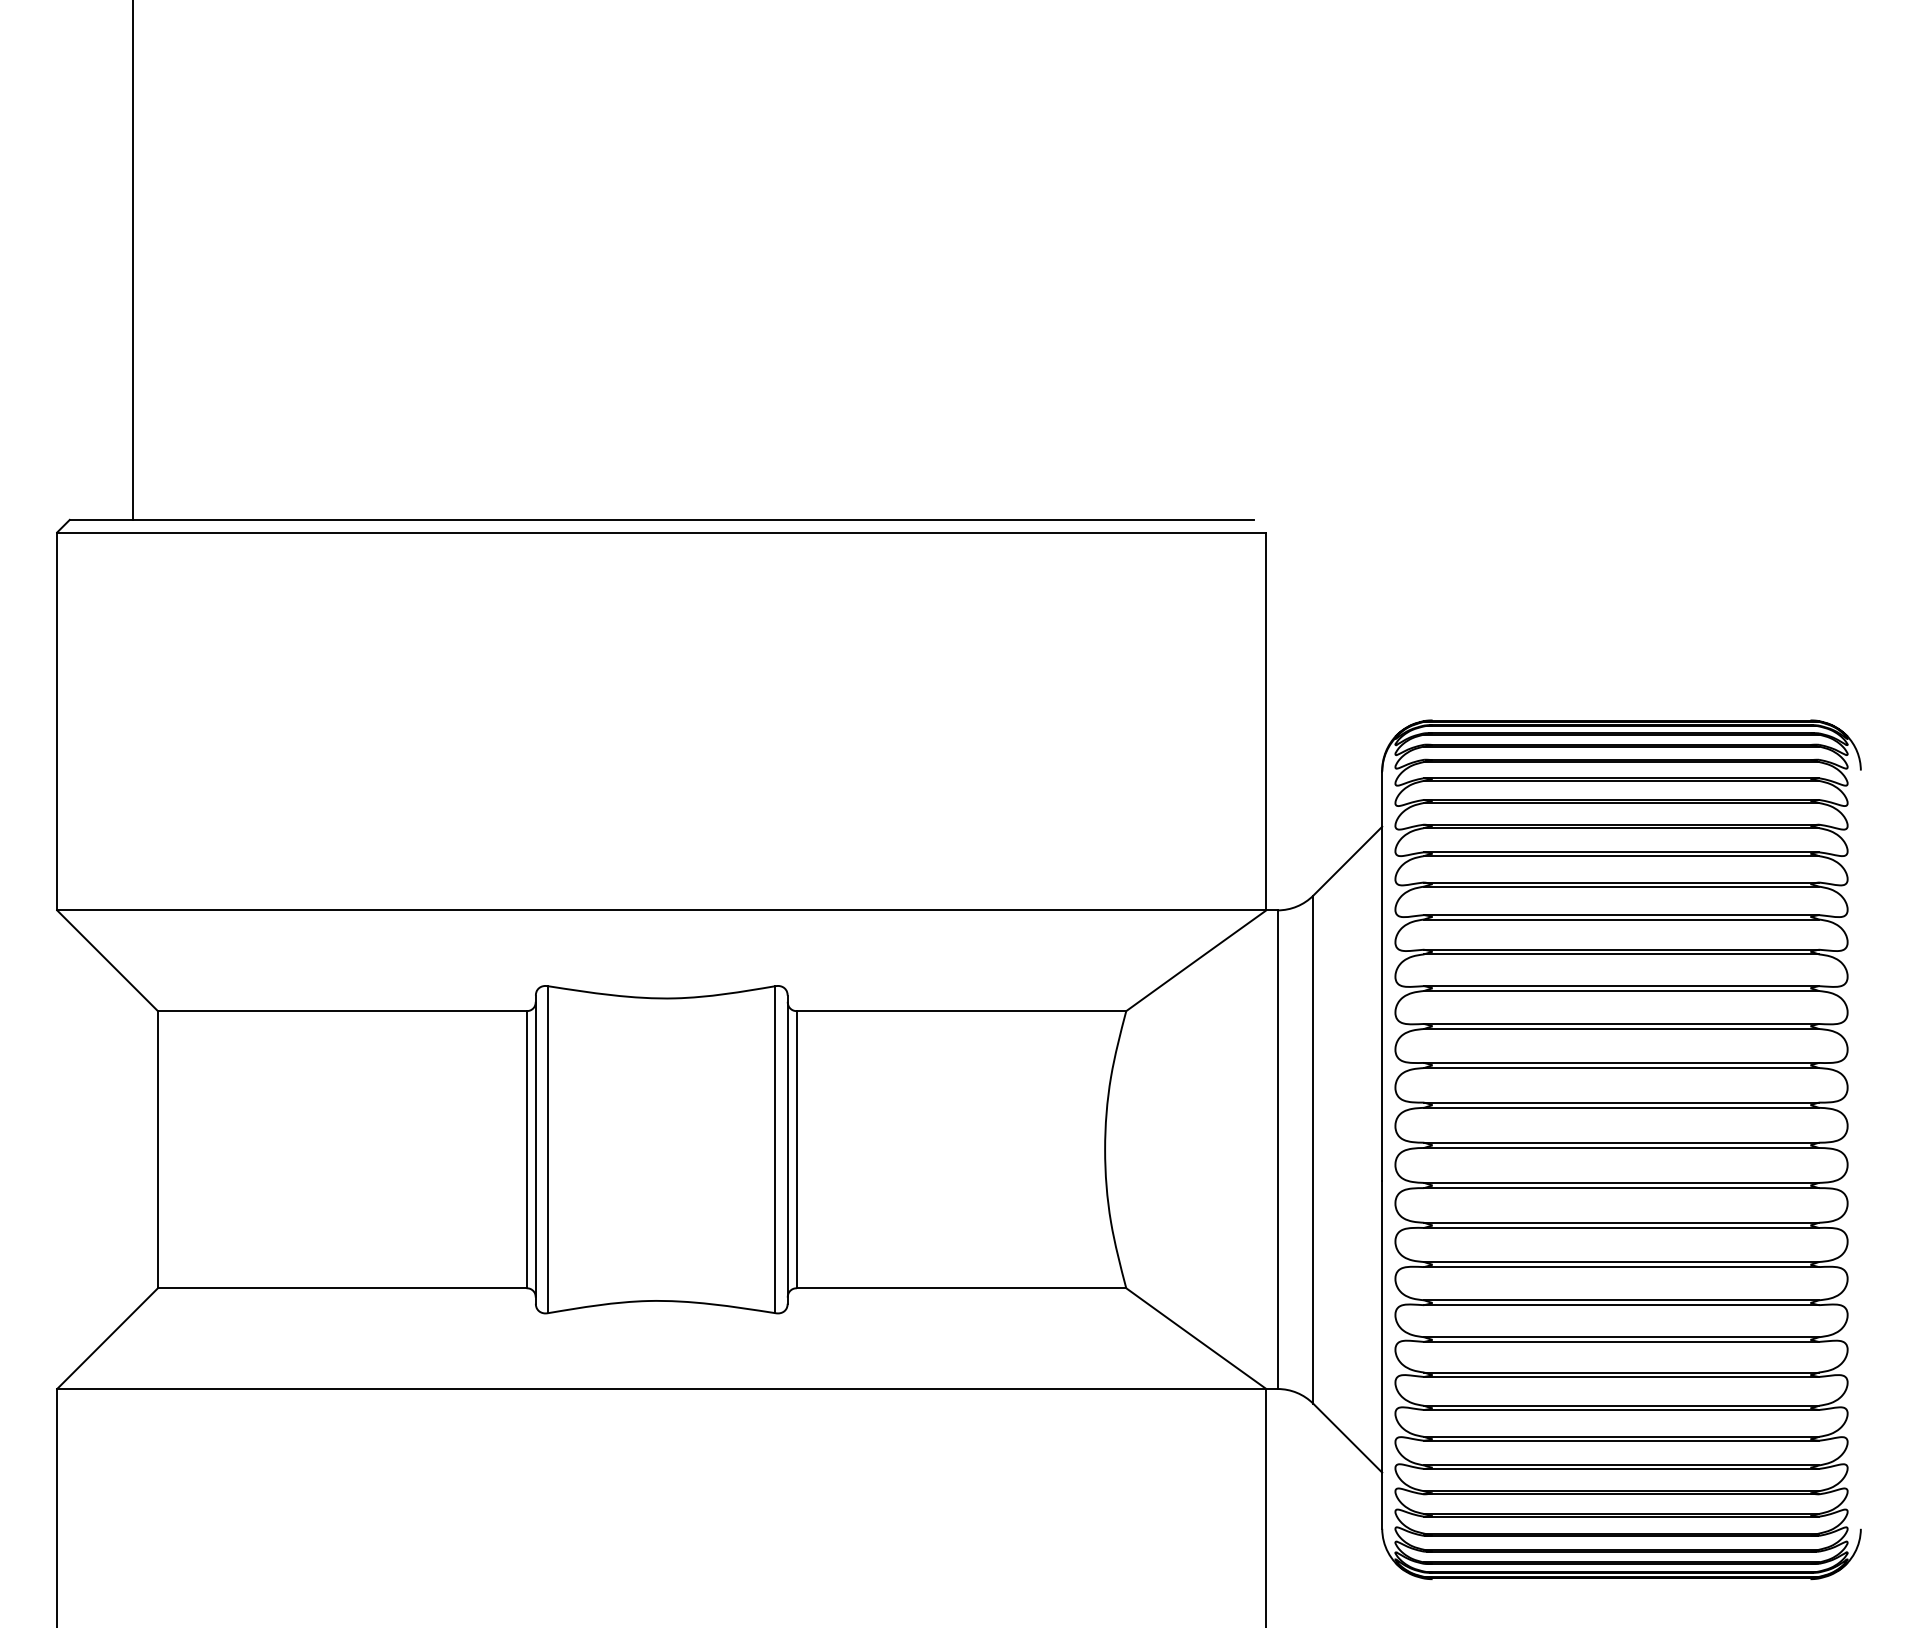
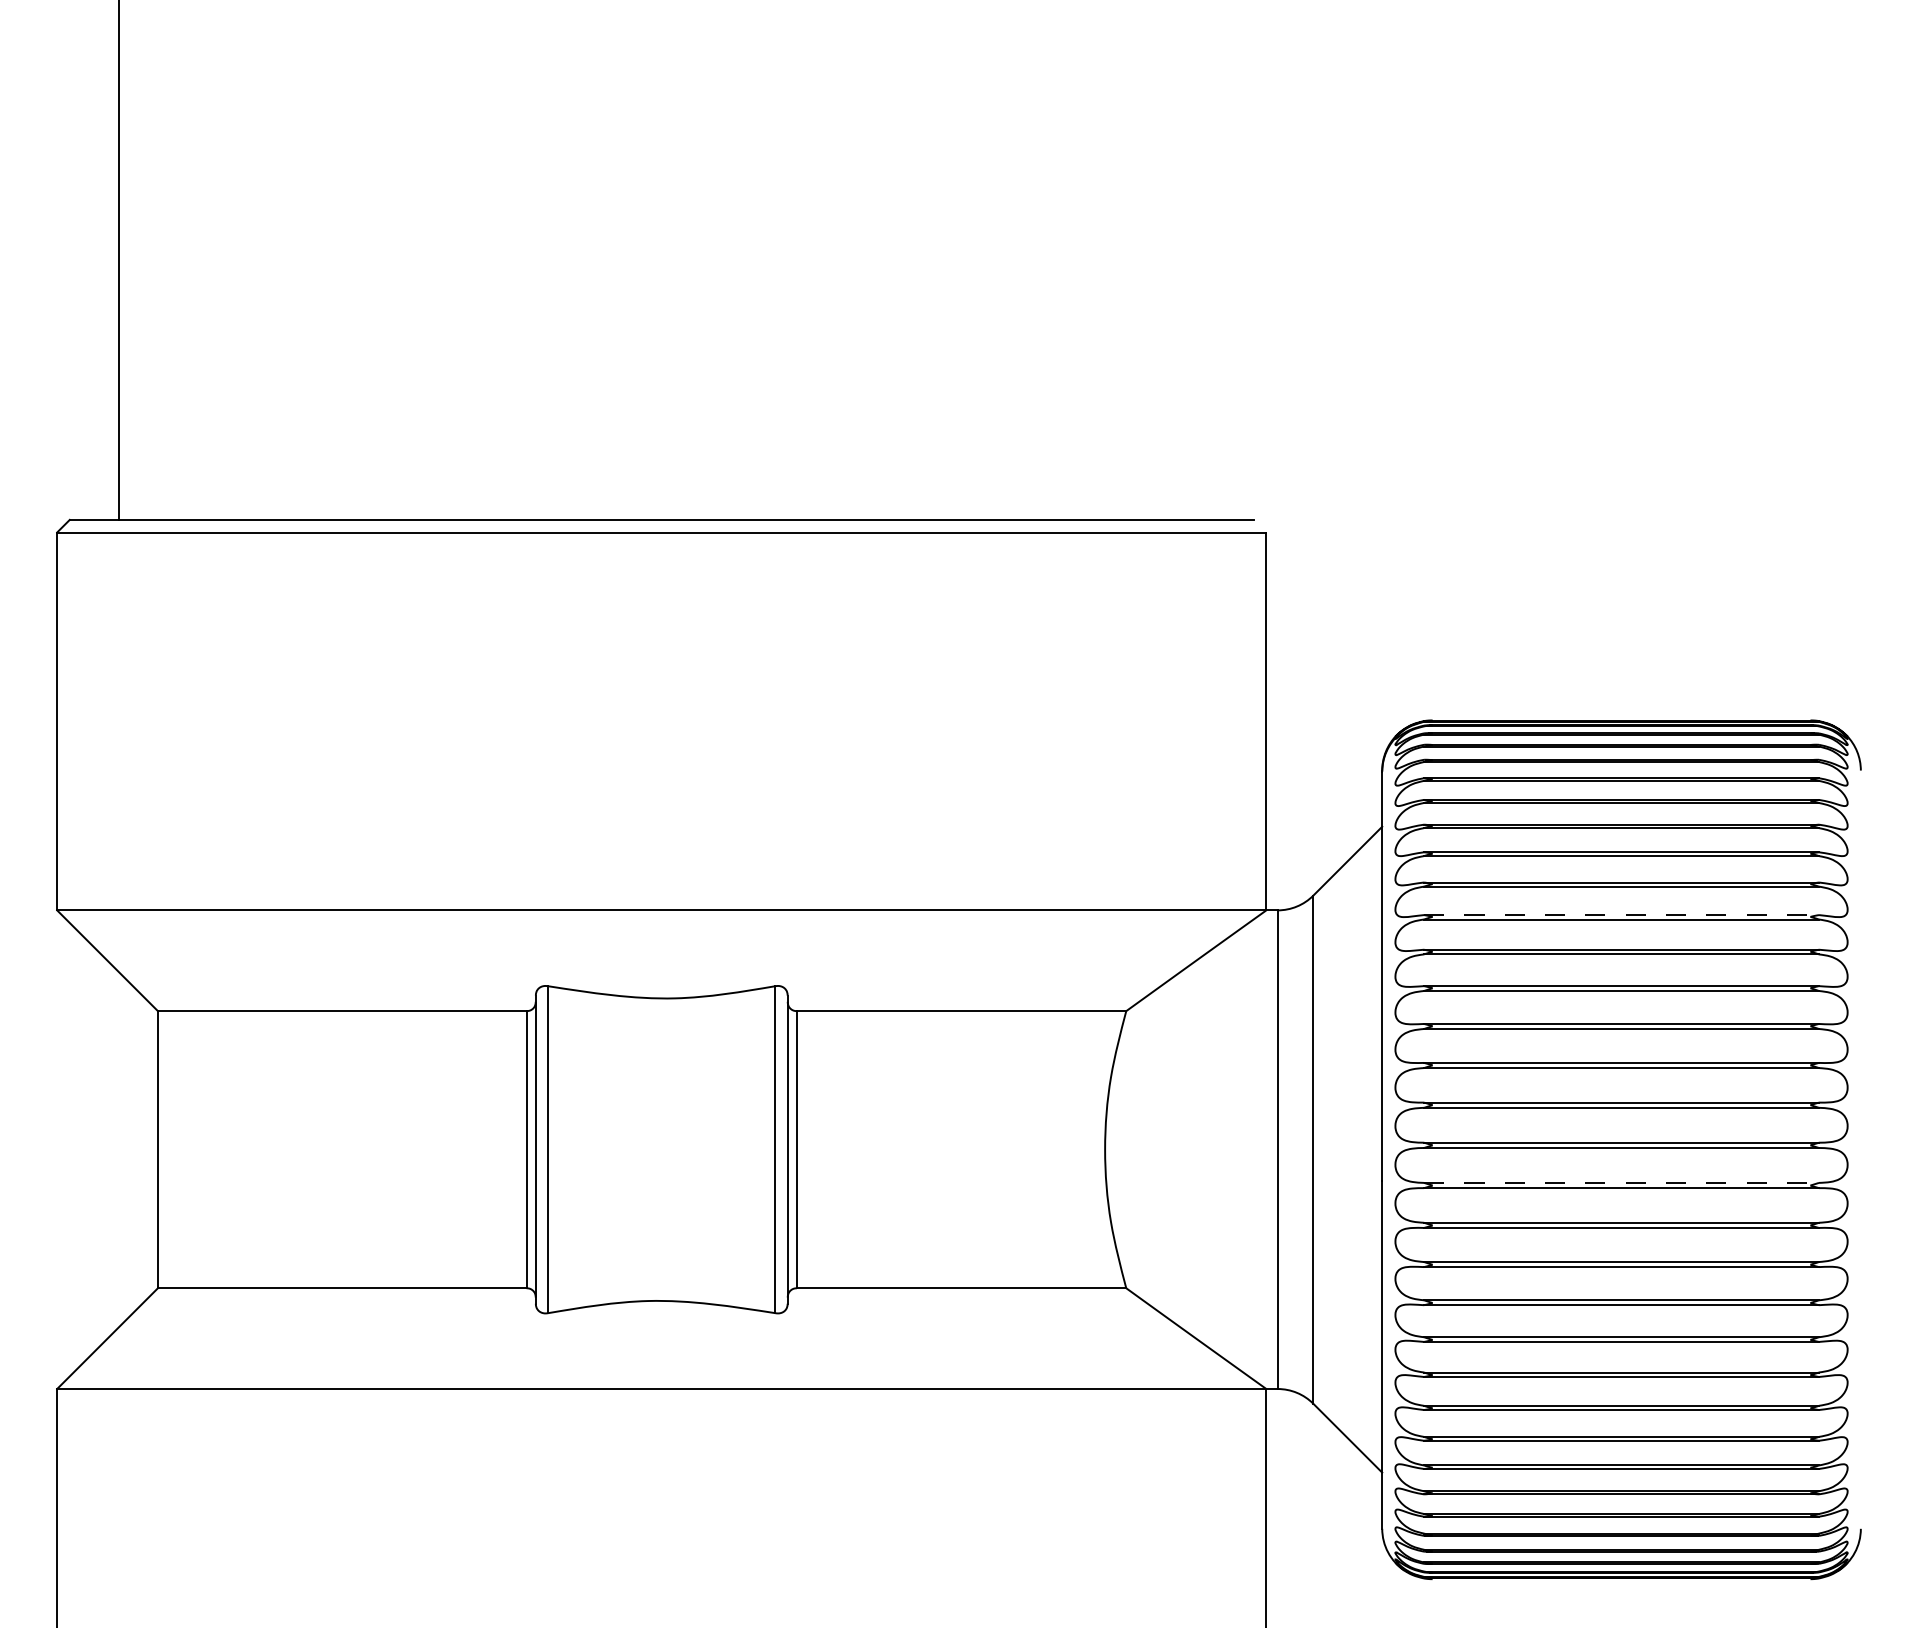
line position: (132, 260) -> (118, 260) (118, 260)
line: solid -> dashed (1622, 915)
line: solid -> dashed (1622, 1182)
